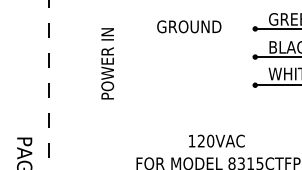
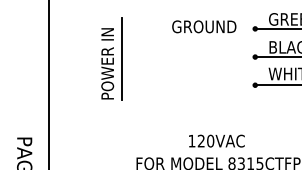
text position: (189, 26) -> (204, 26) (204, 26)
line: none -> present (121, 59)
line: dashed -> solid (48, 85)
